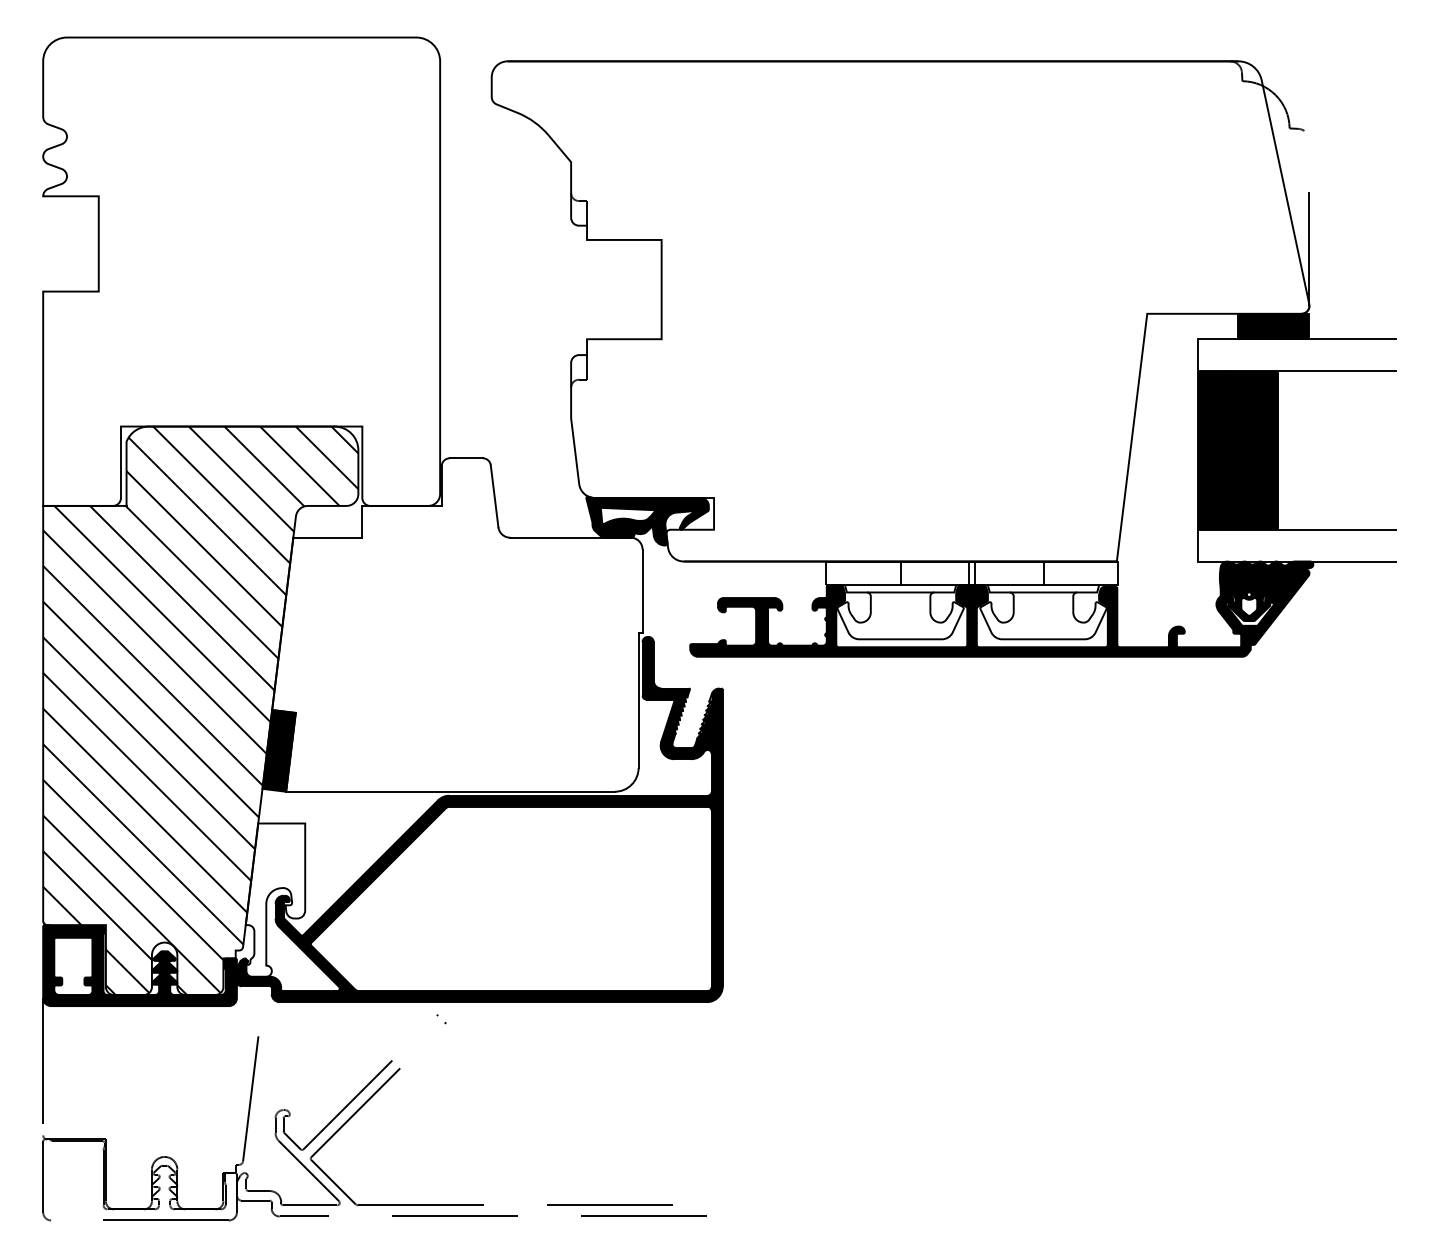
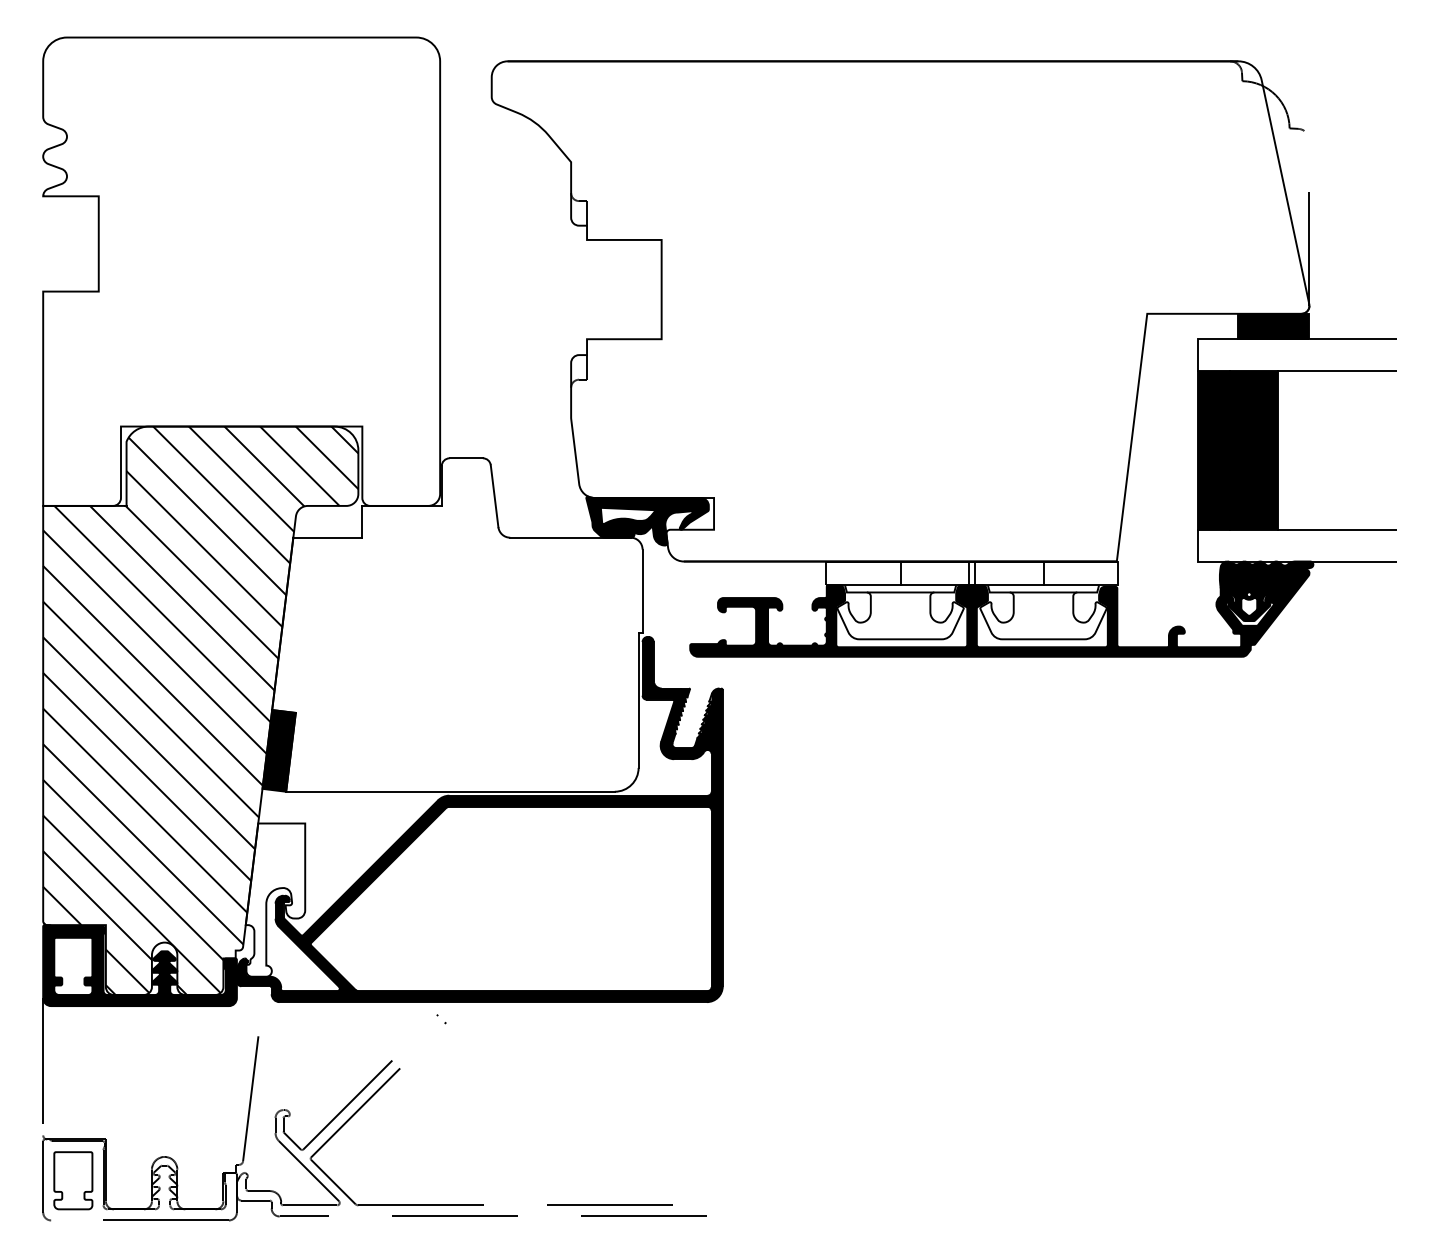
part: none -> present (73, 1180)
